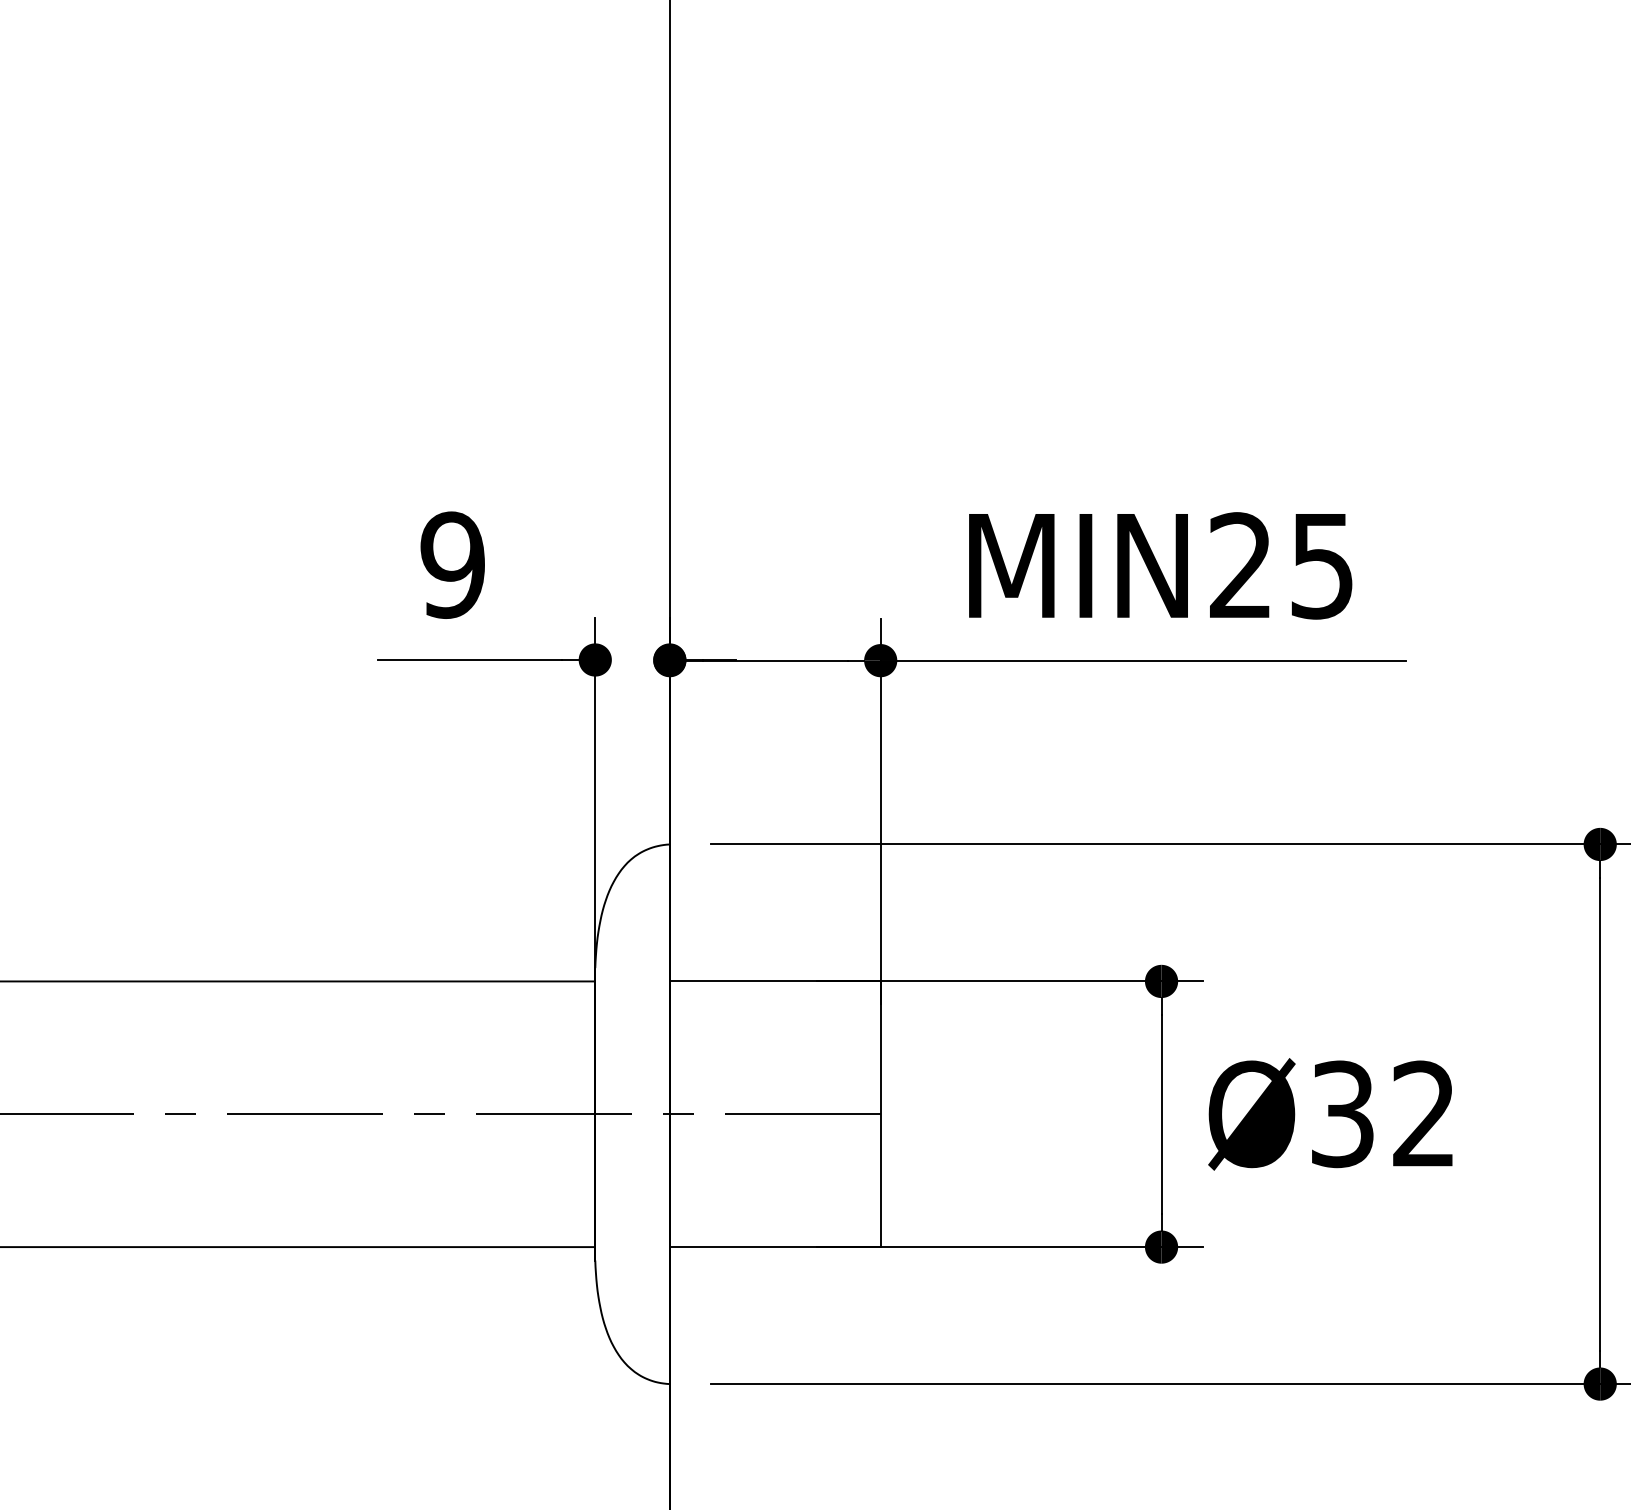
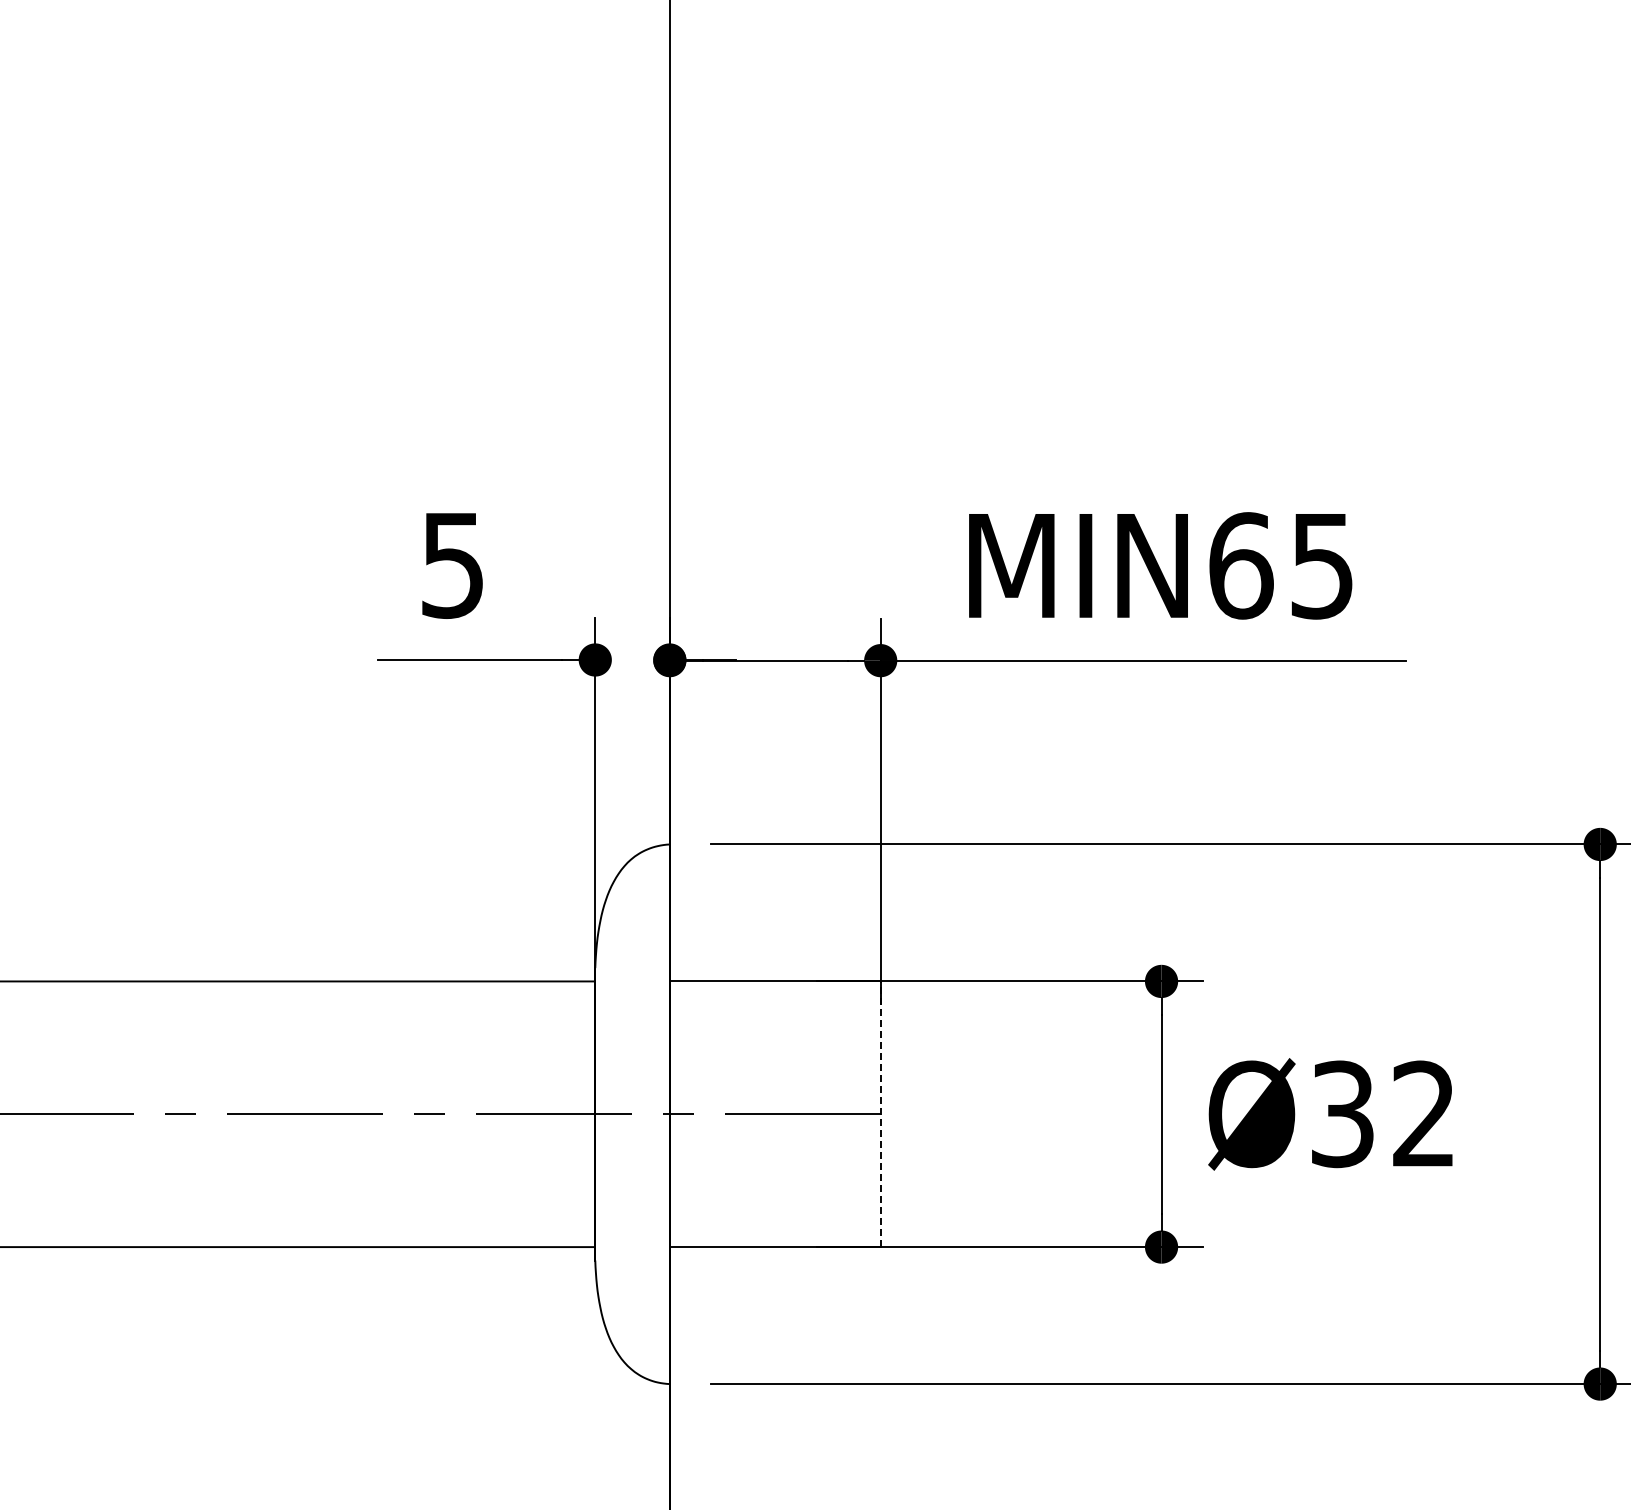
text: 9 -> 5 (452, 564)
text: MIN25 -> MIN65 (1241, 565)
line: solid -> dashed (880, 1114)
